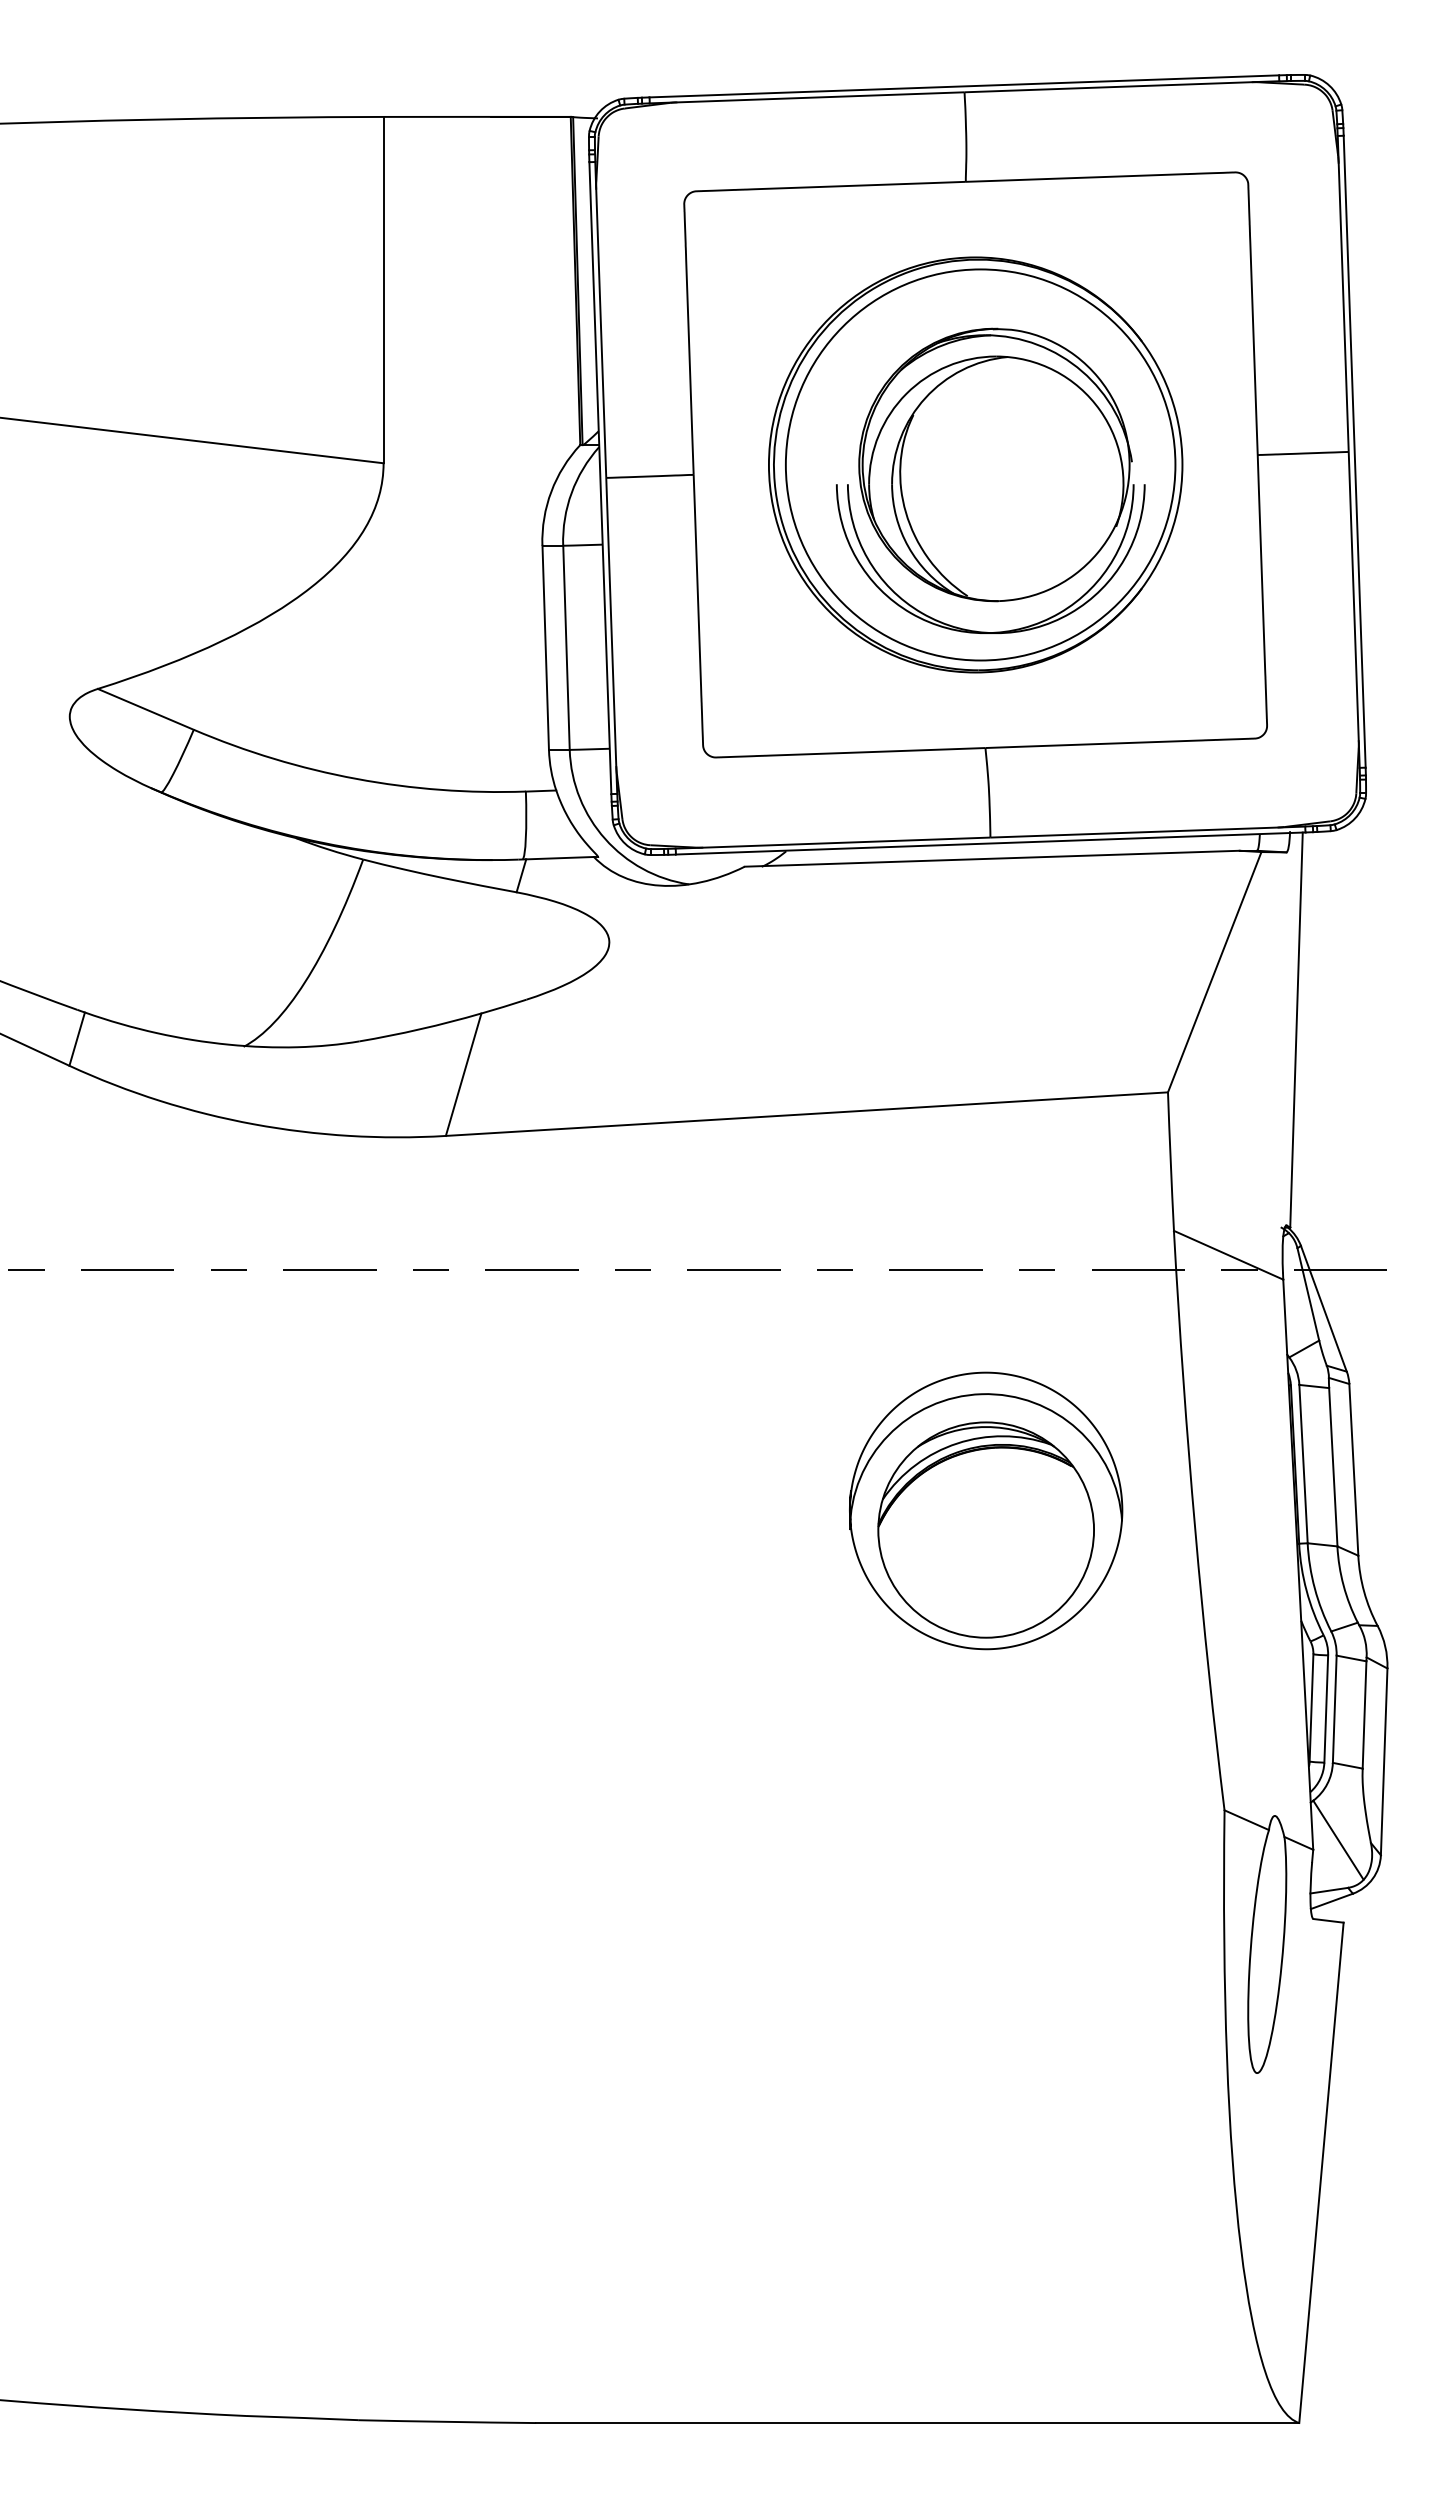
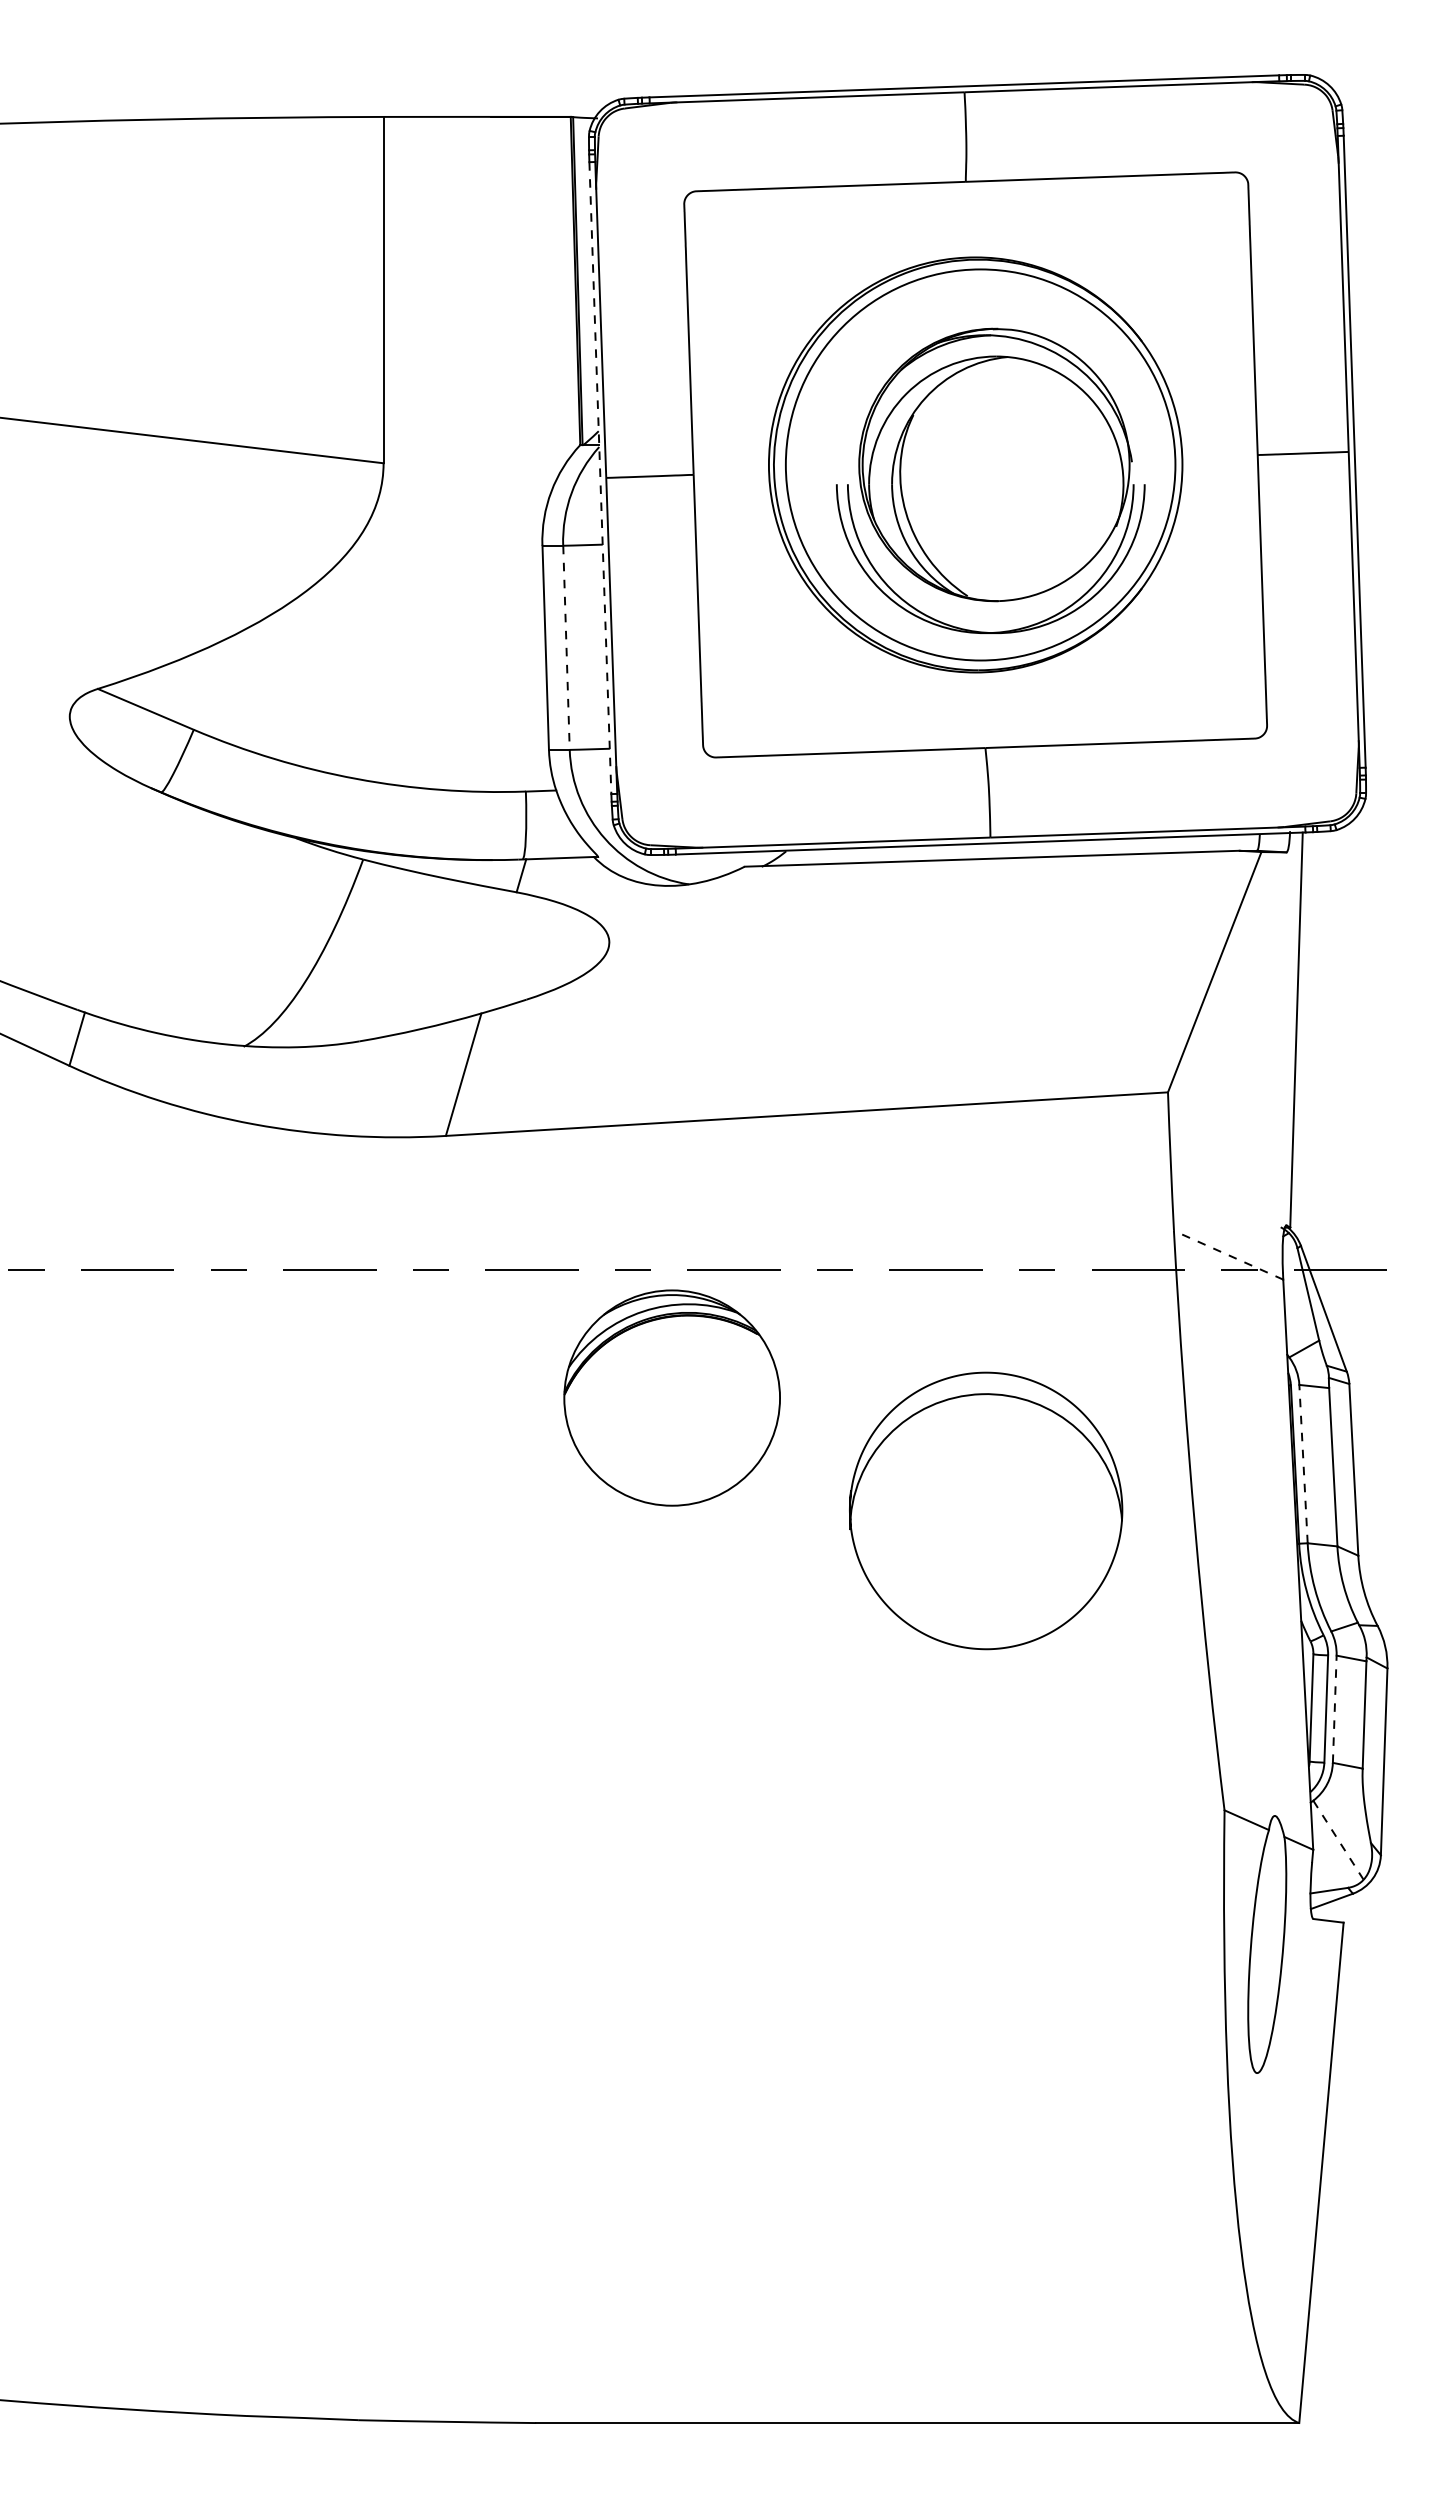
line: solid -> dashed (600, 478)
line: solid -> dashed (566, 648)
line: solid -> dashed (1228, 1255)
line: solid -> dashed (1303, 1463)
part position: (985, 1529) -> (671, 1397) (671, 1397)
line: solid -> dashed (1334, 1709)
line: solid -> dashed (1338, 1840)
